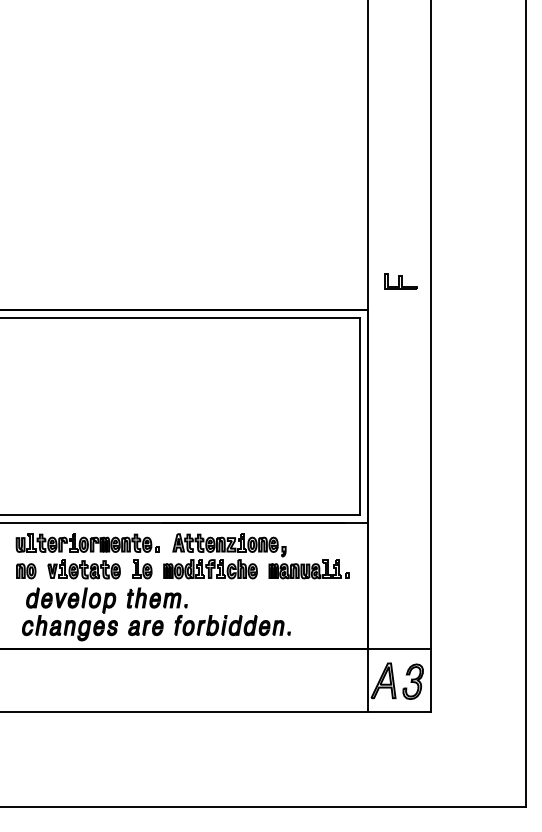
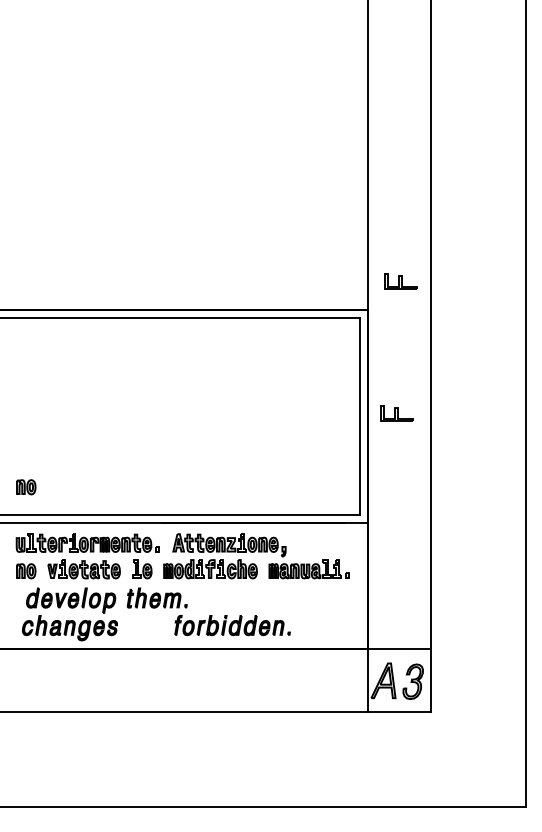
part: none -> present (396, 413)
part: none -> present (26, 487)
part: present -> none (145, 628)
